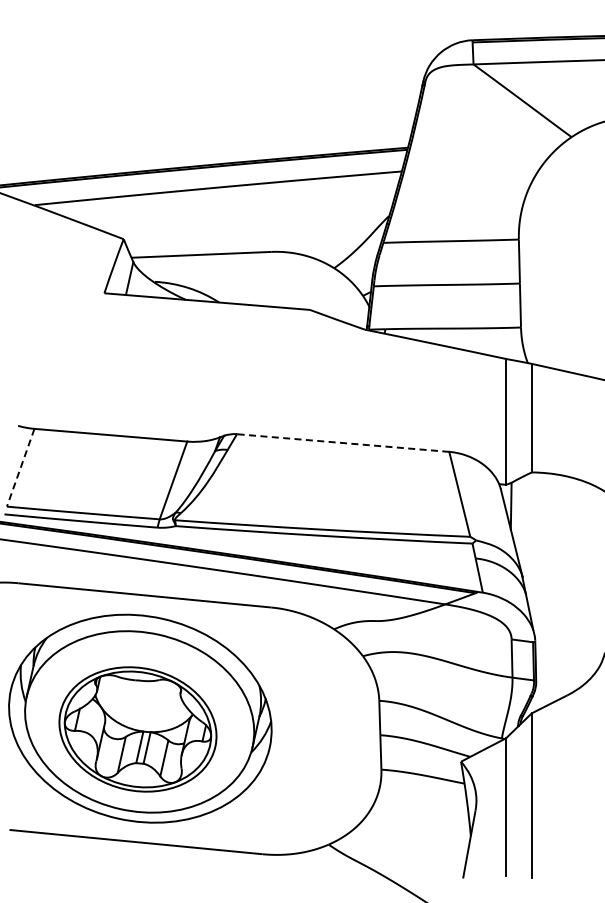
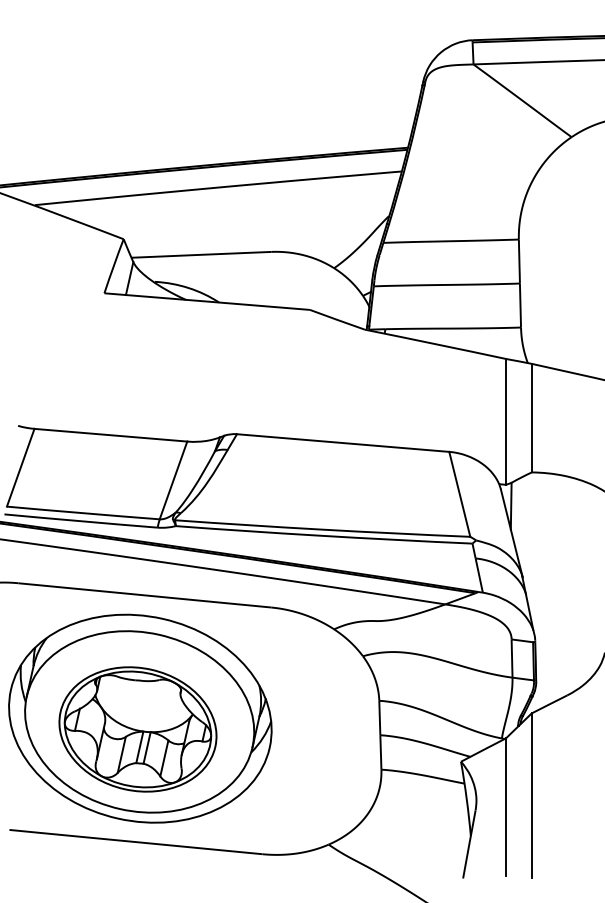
line: dashed -> solid (342, 443)
line: dashed -> solid (20, 468)
